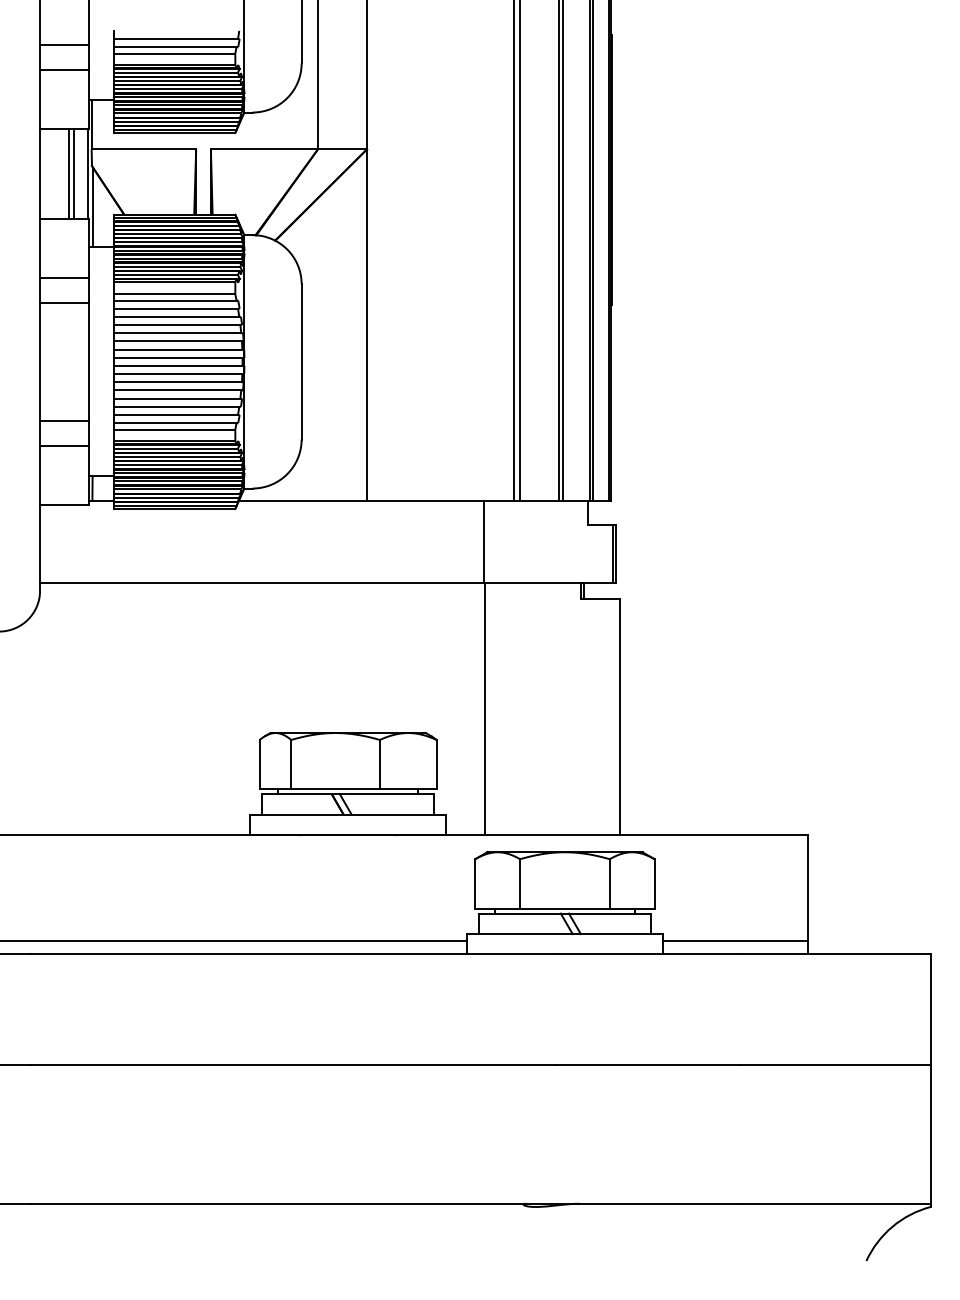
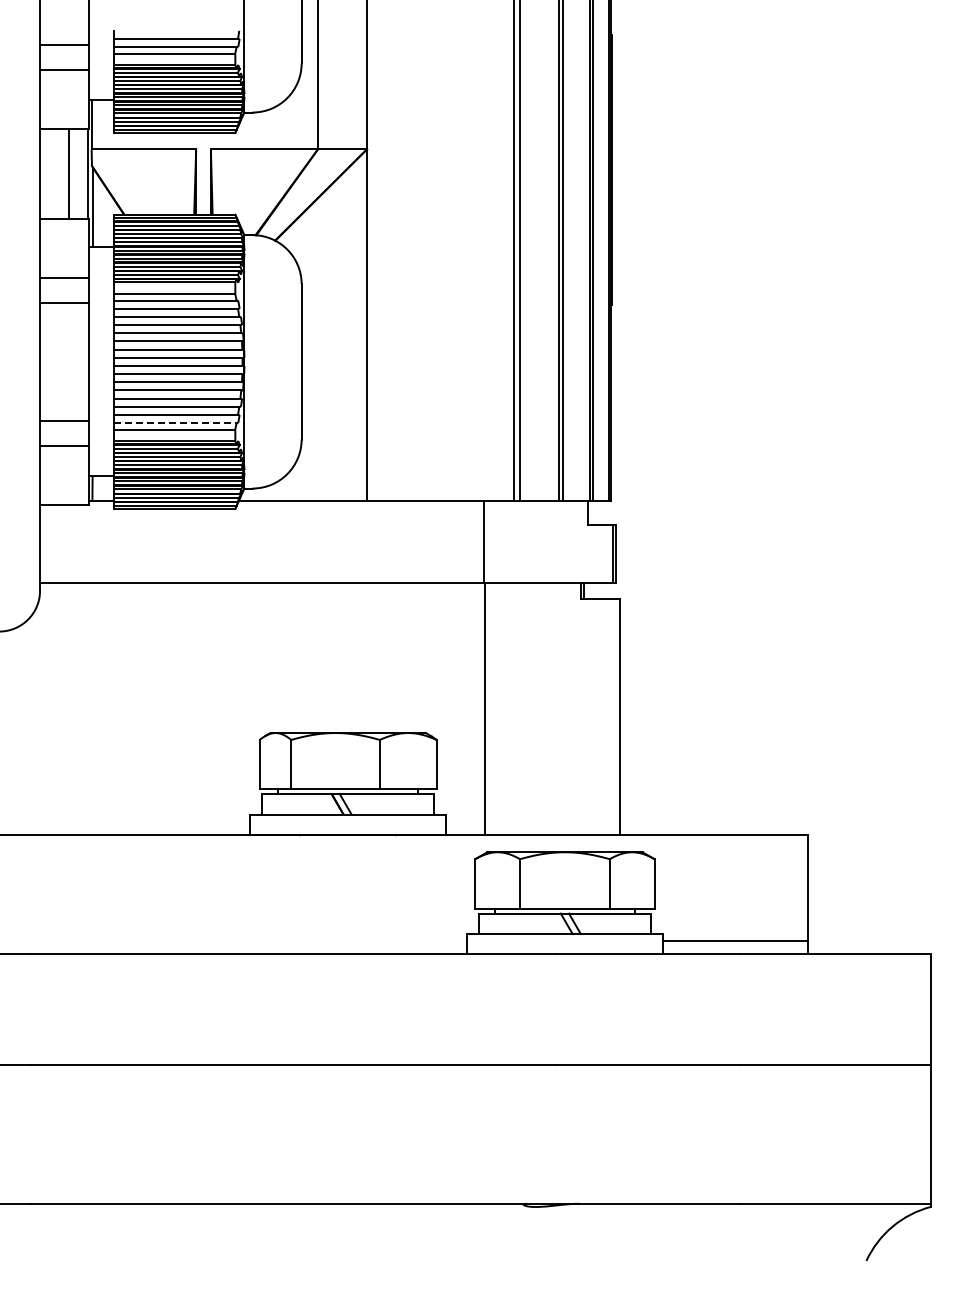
line: present -> none (73, 173)
line: solid -> dashed (175, 423)
line: present -> none (234, 941)
